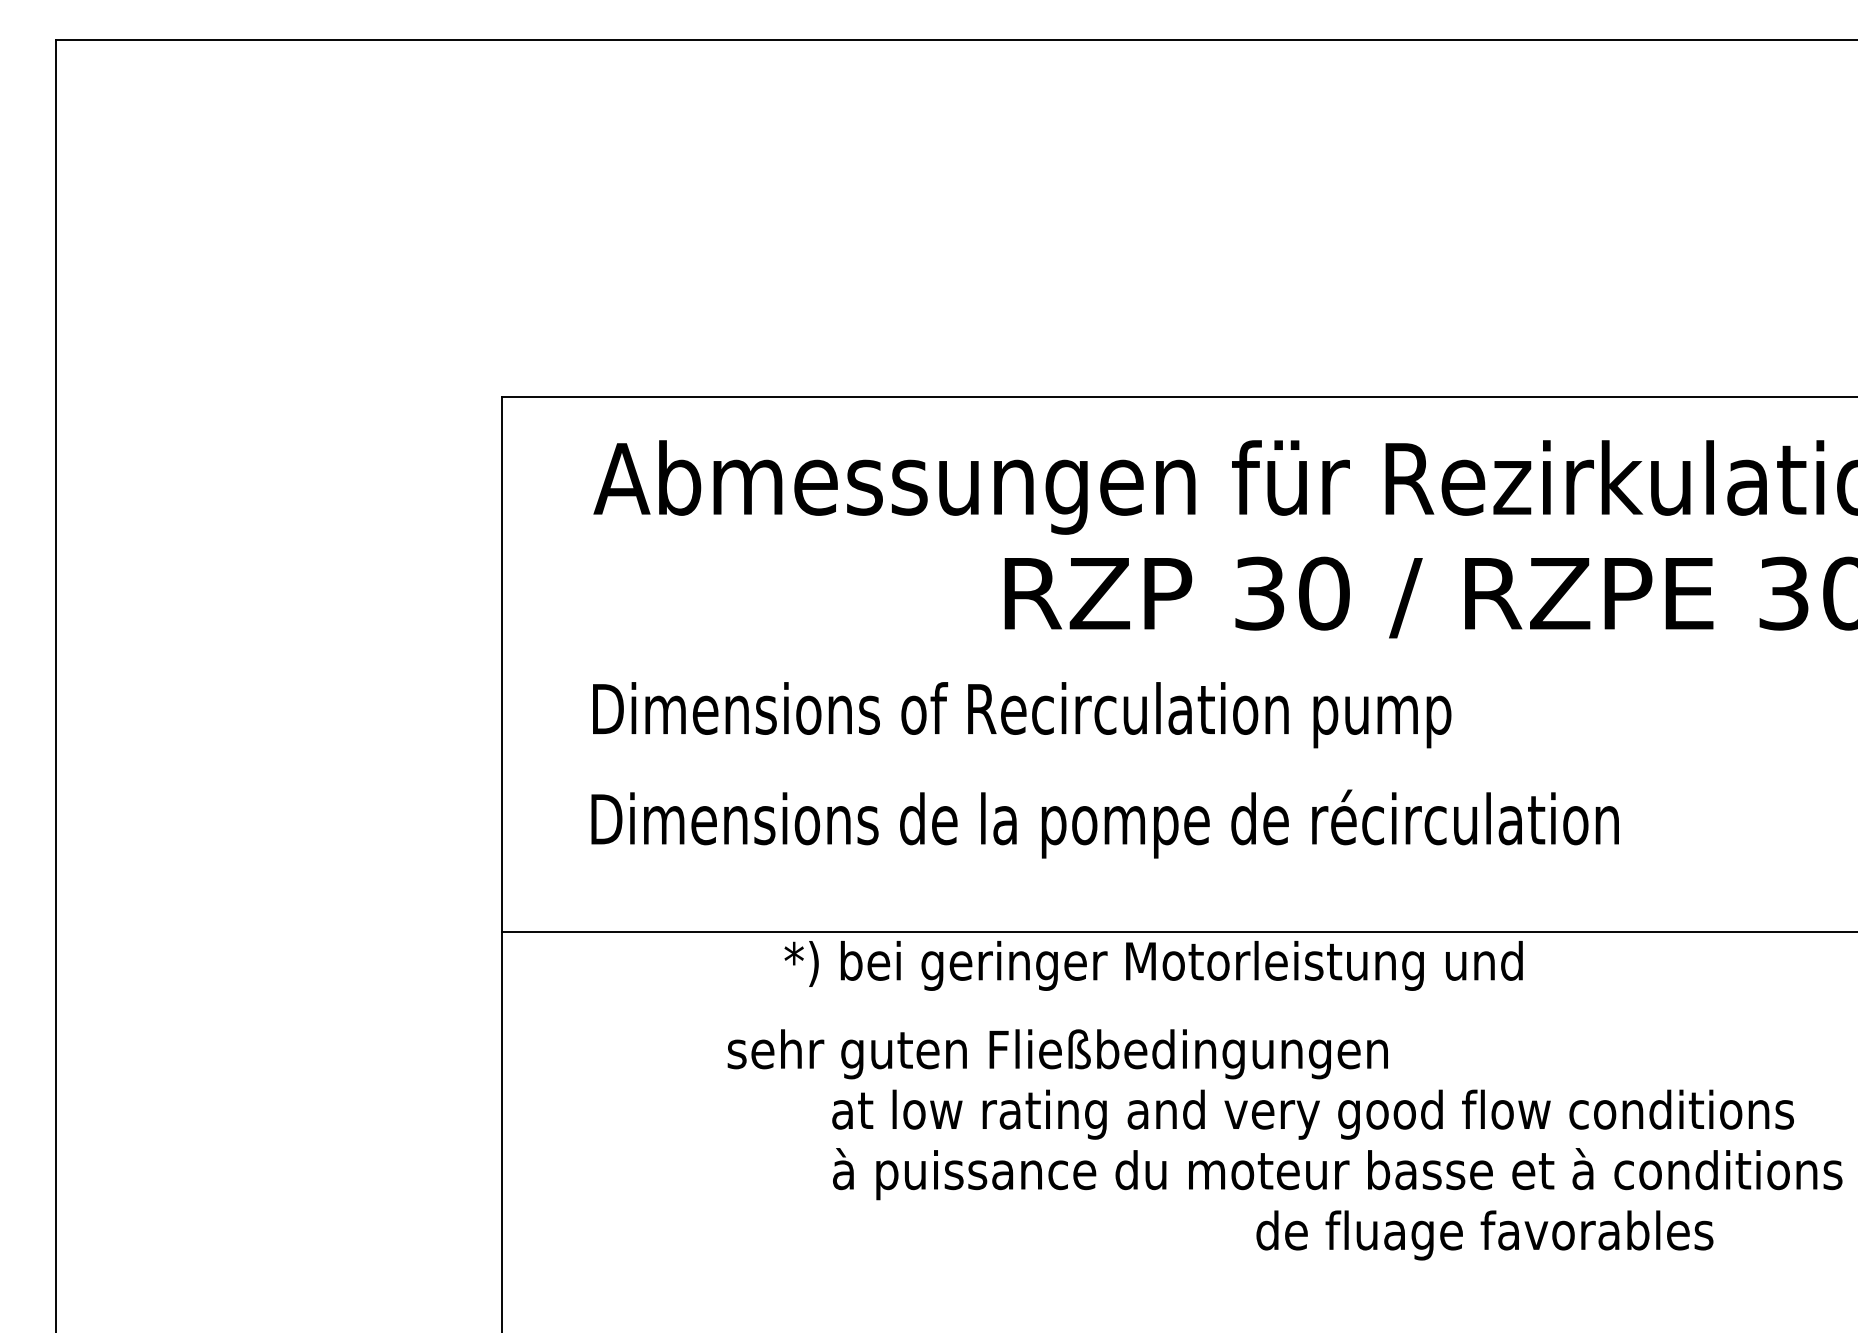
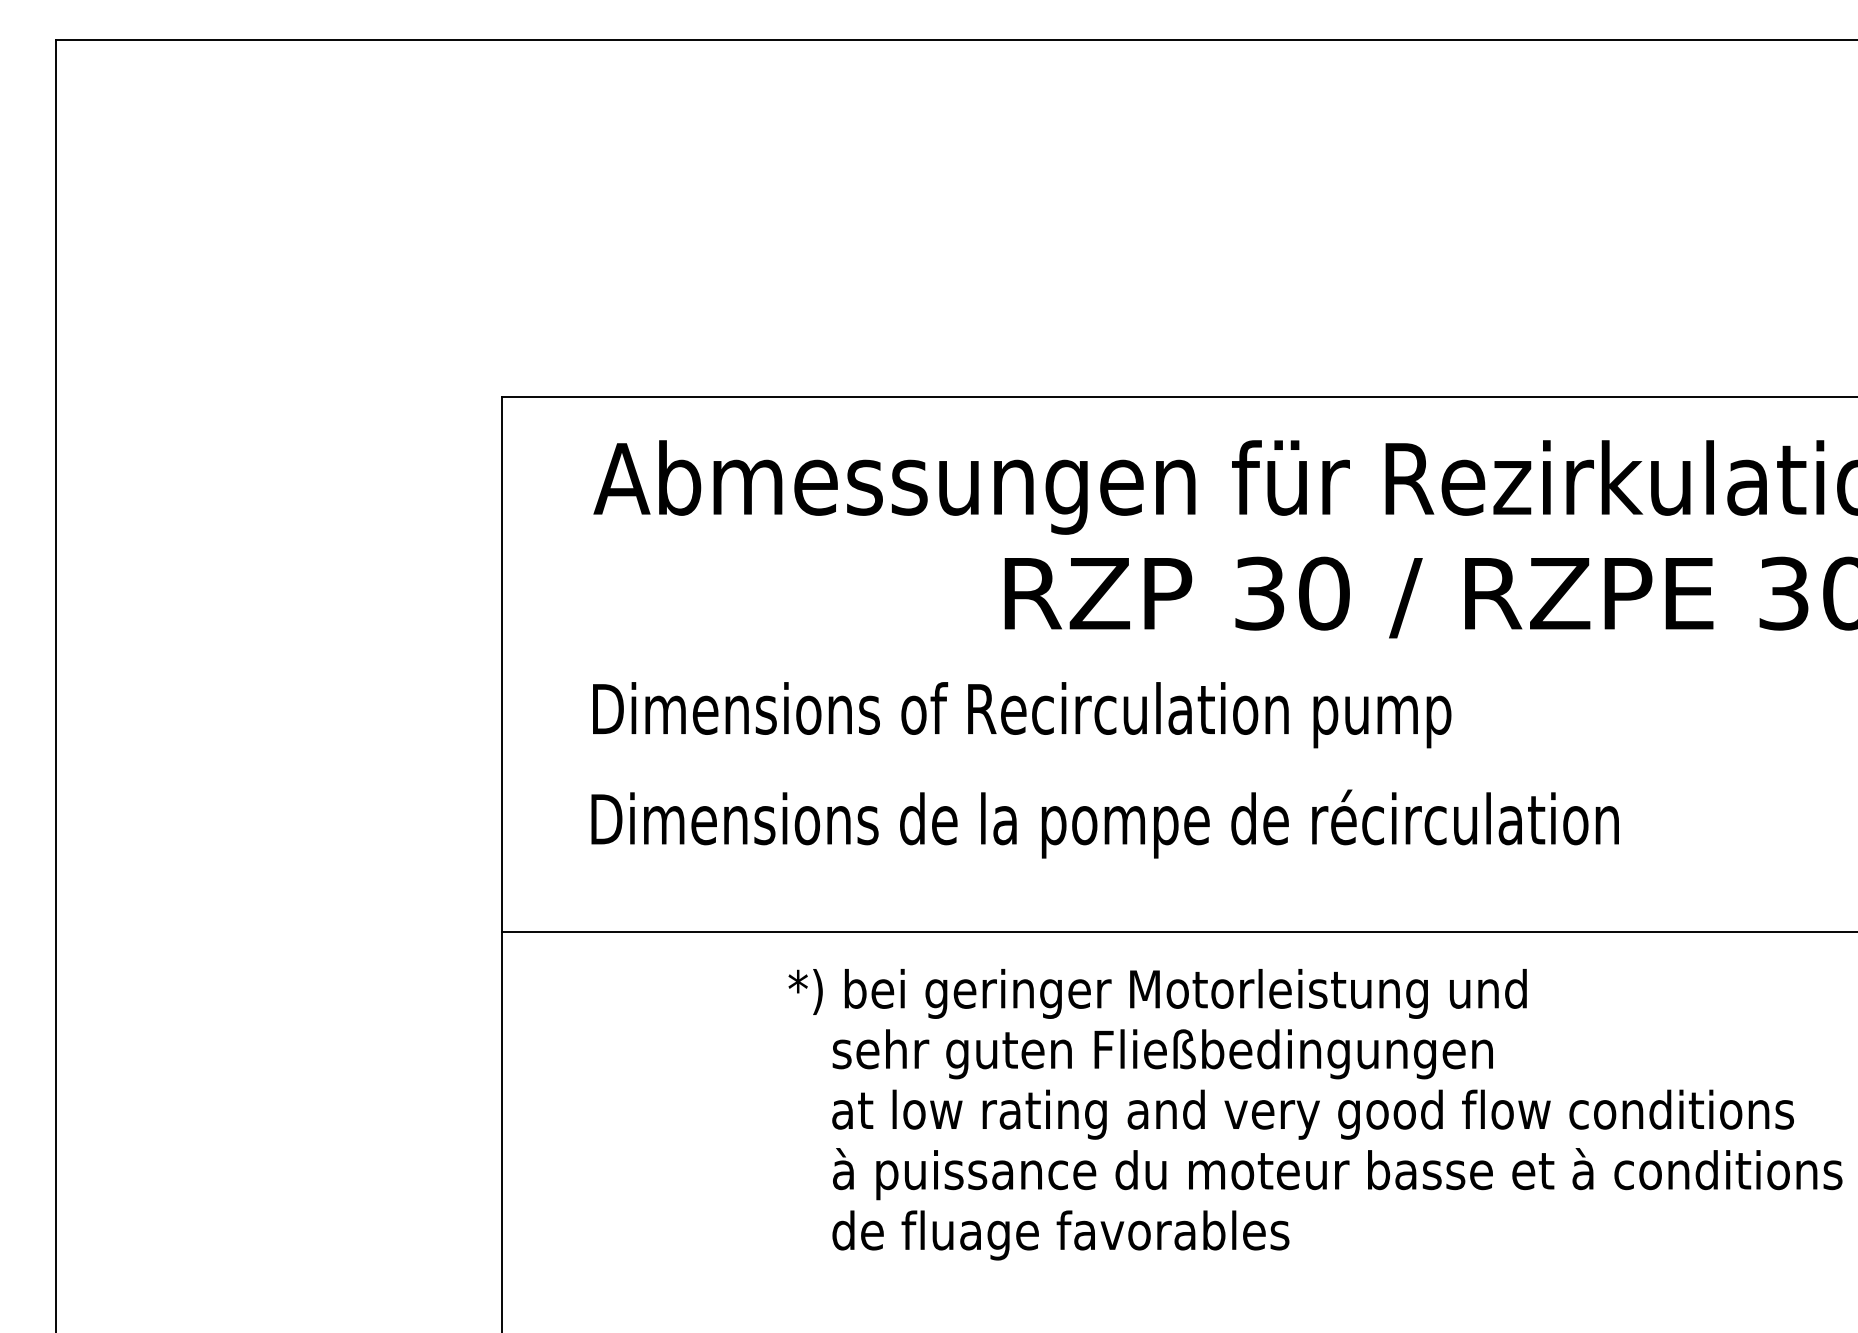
text position: (1153, 965) -> (1157, 993) (1157, 993)
text position: (1057, 1054) -> (1162, 1054) (1162, 1054)
text position: (1484, 1235) -> (1060, 1235) (1060, 1235)
